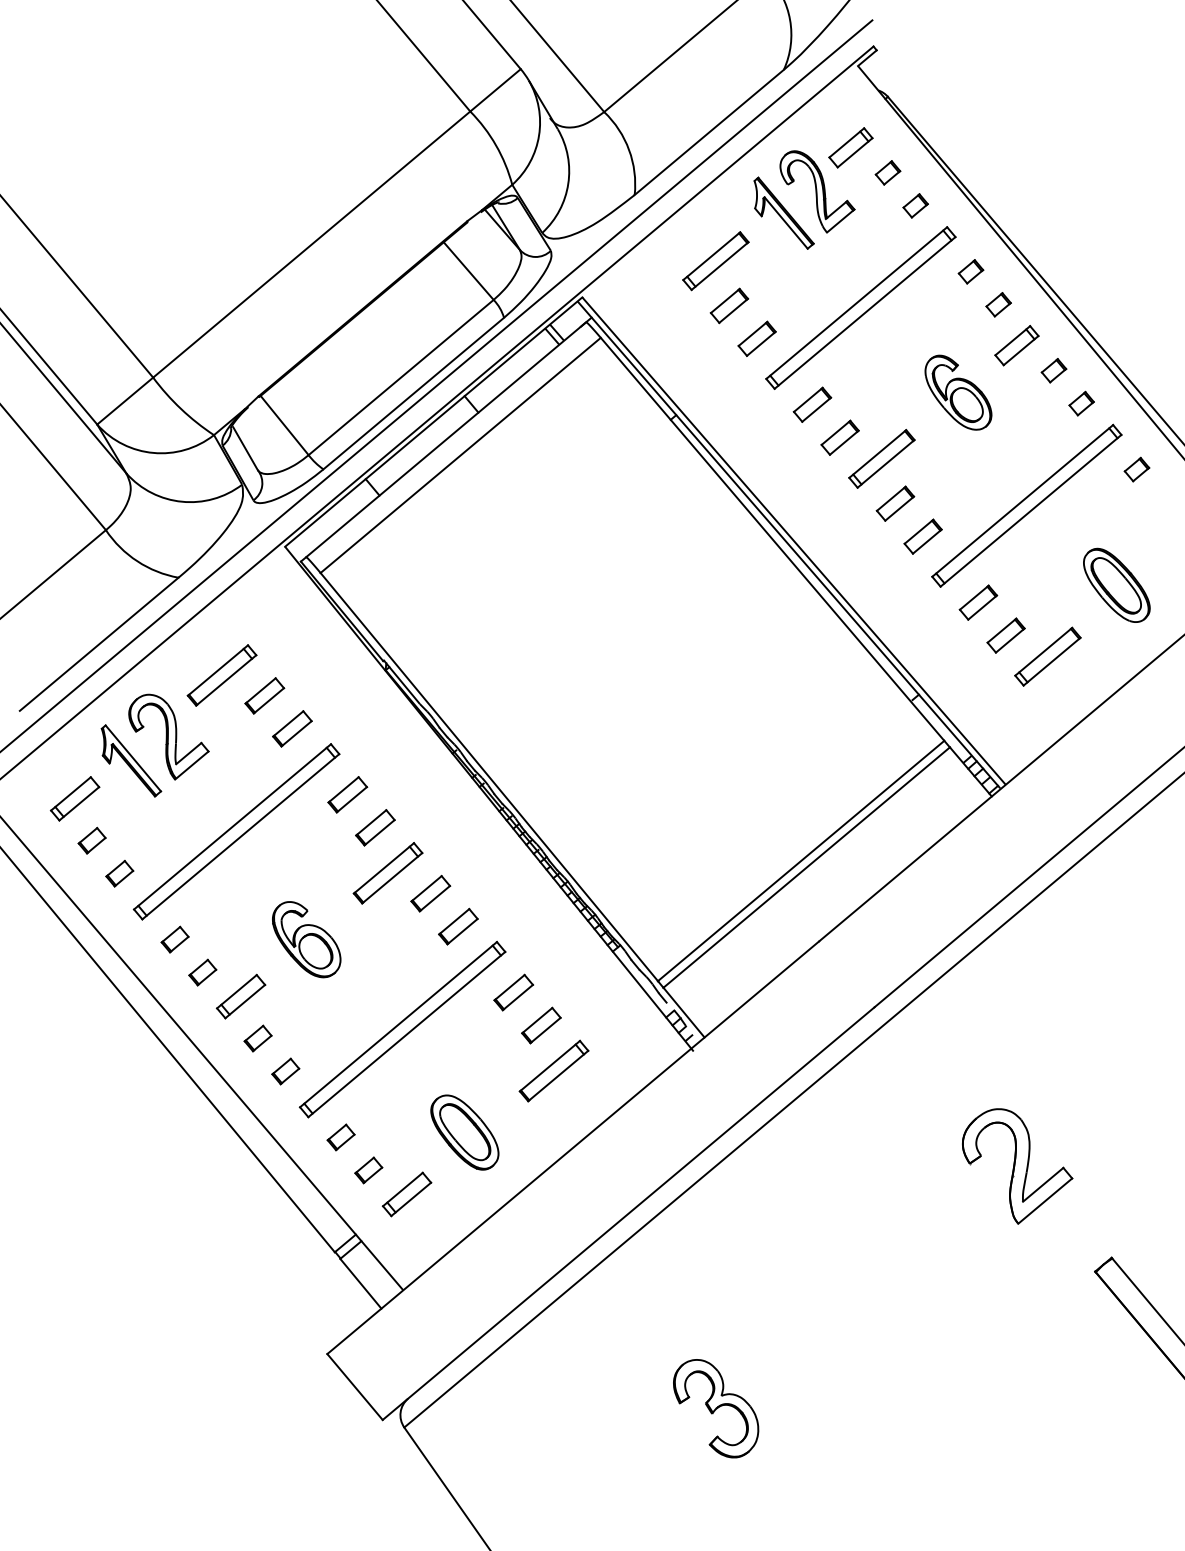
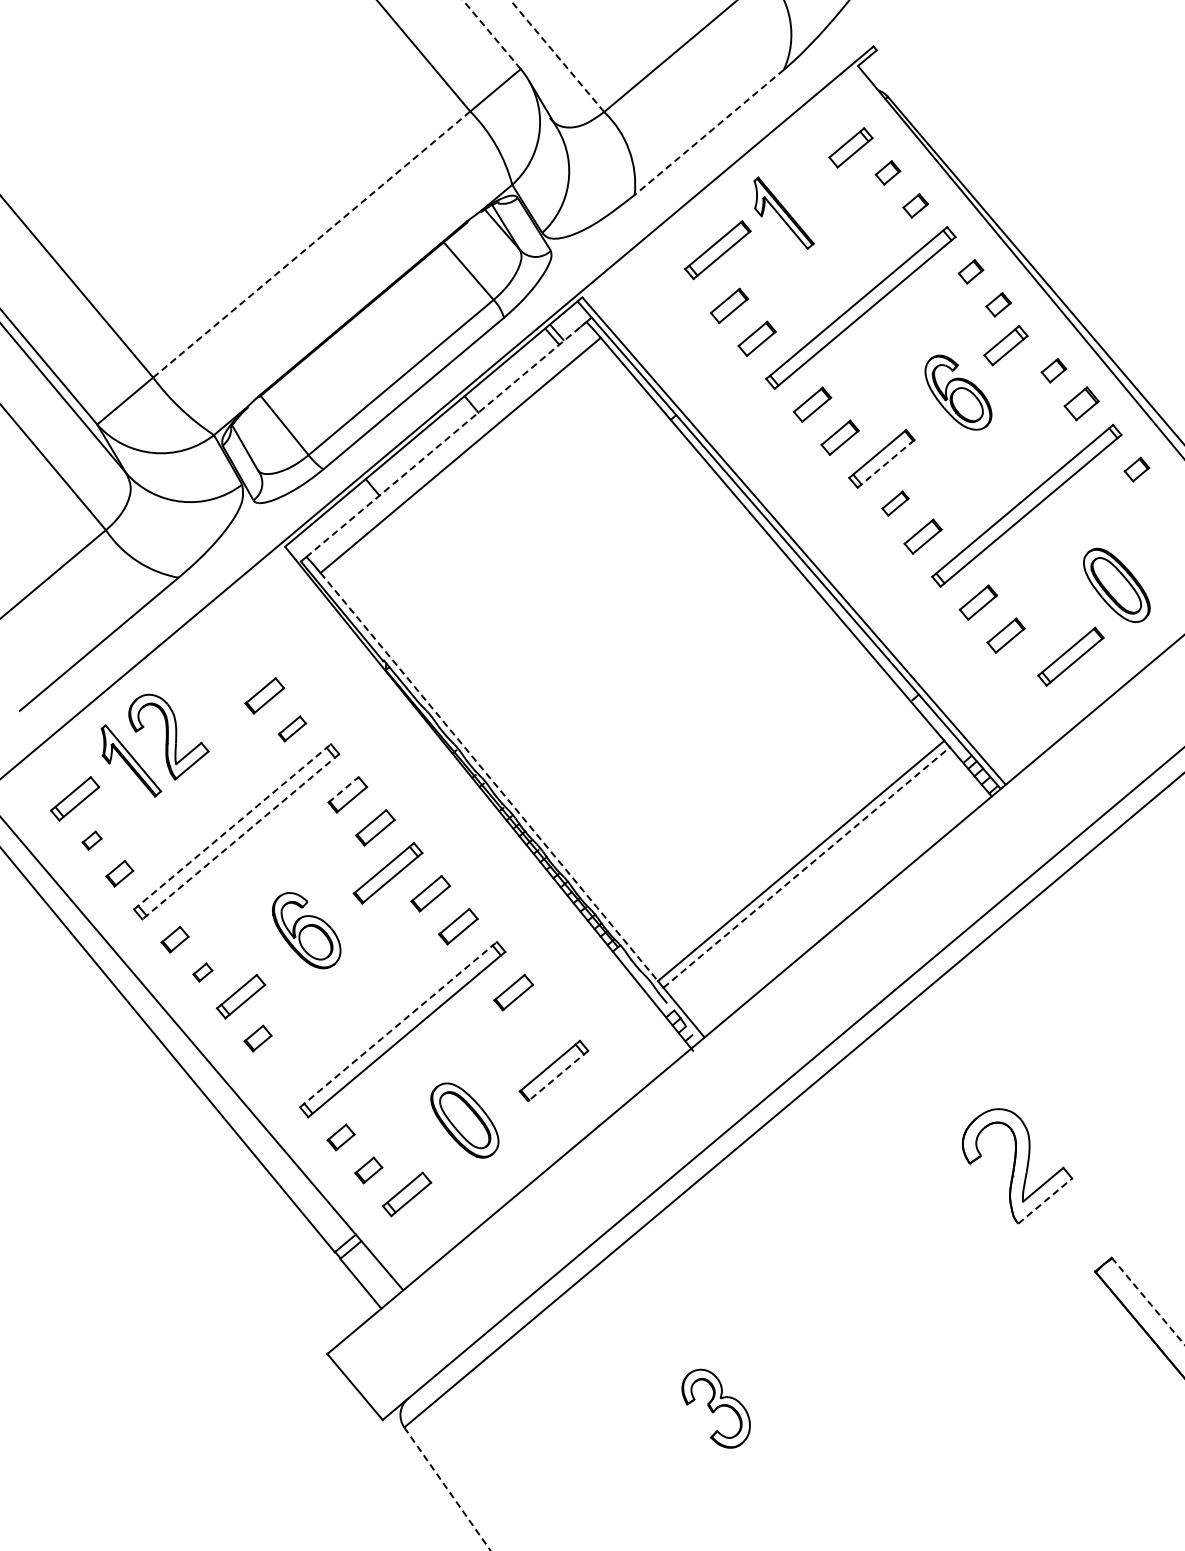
line: solid -> dashed (491, 34)
line: solid -> dashed (557, 56)
line: solid -> dashed (708, 132)
part: present -> none (817, 191)
line: solid -> dashed (311, 244)
part position: (715, 261) -> (717, 250) (717, 250)
part position: (1016, 345) -> (1005, 345) (1005, 345)
line: present -> none (437, 385)
part size: 27x27 px -> 37x36 px (1081, 403)
line: solid -> dashed (446, 439)
line: solid -> dashed (885, 464)
part size: 41x37 px -> 29x27 px (895, 503)
part position: (1047, 656) -> (1070, 656) (1070, 656)
part: present -> none (221, 675)
part size: 41x38 px -> 31x28 px (292, 728)
line: solid -> dashed (489, 777)
line: solid -> dashed (343, 789)
line: solid -> dashed (232, 826)
line: solid -> dashed (240, 836)
part size: 30x29 px -> 22x21 px (91, 840)
line: solid -> dashed (806, 867)
part position: (306, 939) -> (306, 930) (306, 930)
part size: 30x29 px -> 22x21 px (202, 972)
line: solid -> dashed (398, 1024)
part: present -> none (541, 1025)
part: present -> none (285, 1071)
line: solid -> dashed (557, 1076)
part position: (464, 1132) -> (464, 1120) (464, 1120)
line: solid -> dashed (1045, 1200)
line: solid -> dashed (1148, 1301)
part size: 87x100 px -> 70x81 px (715, 1408)
line: solid -> dashed (447, 1488)
